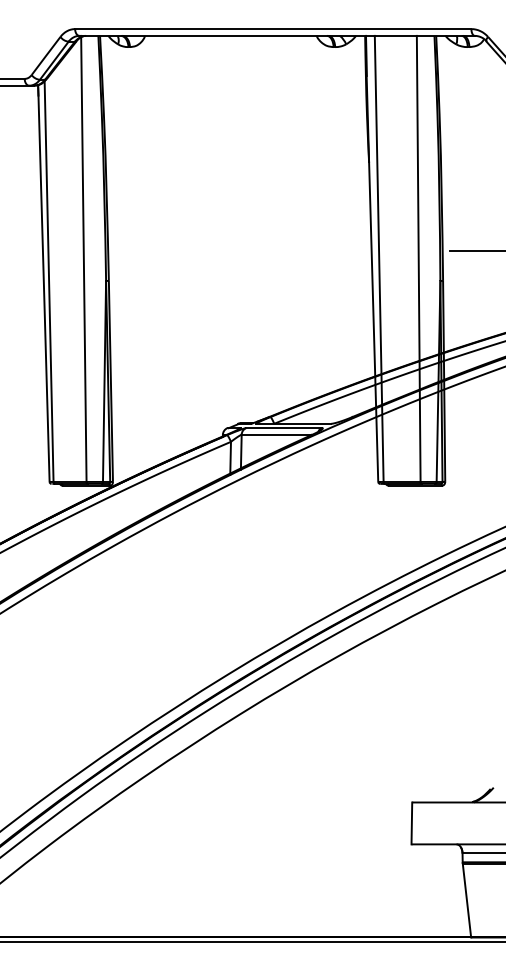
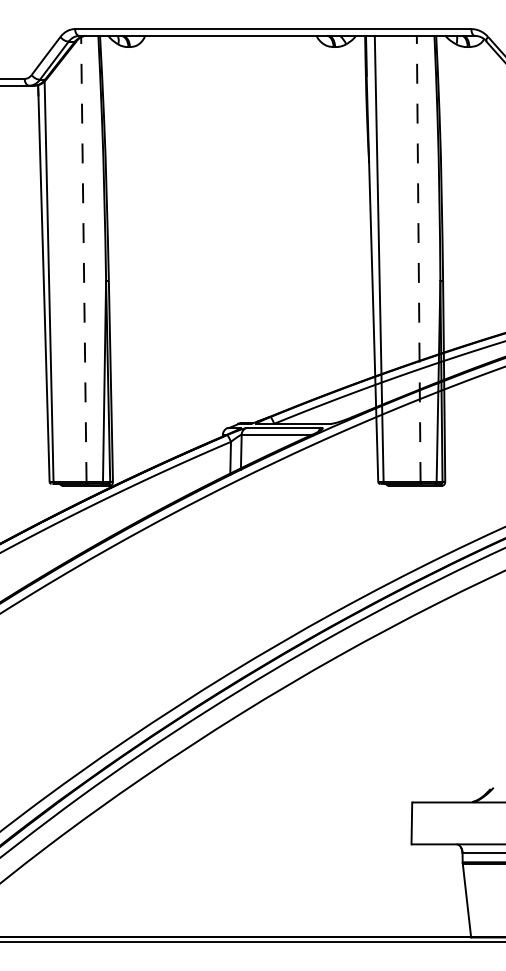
line: present -> none (476, 251)
line: solid -> dashed (83, 258)
line: solid -> dashed (418, 258)
